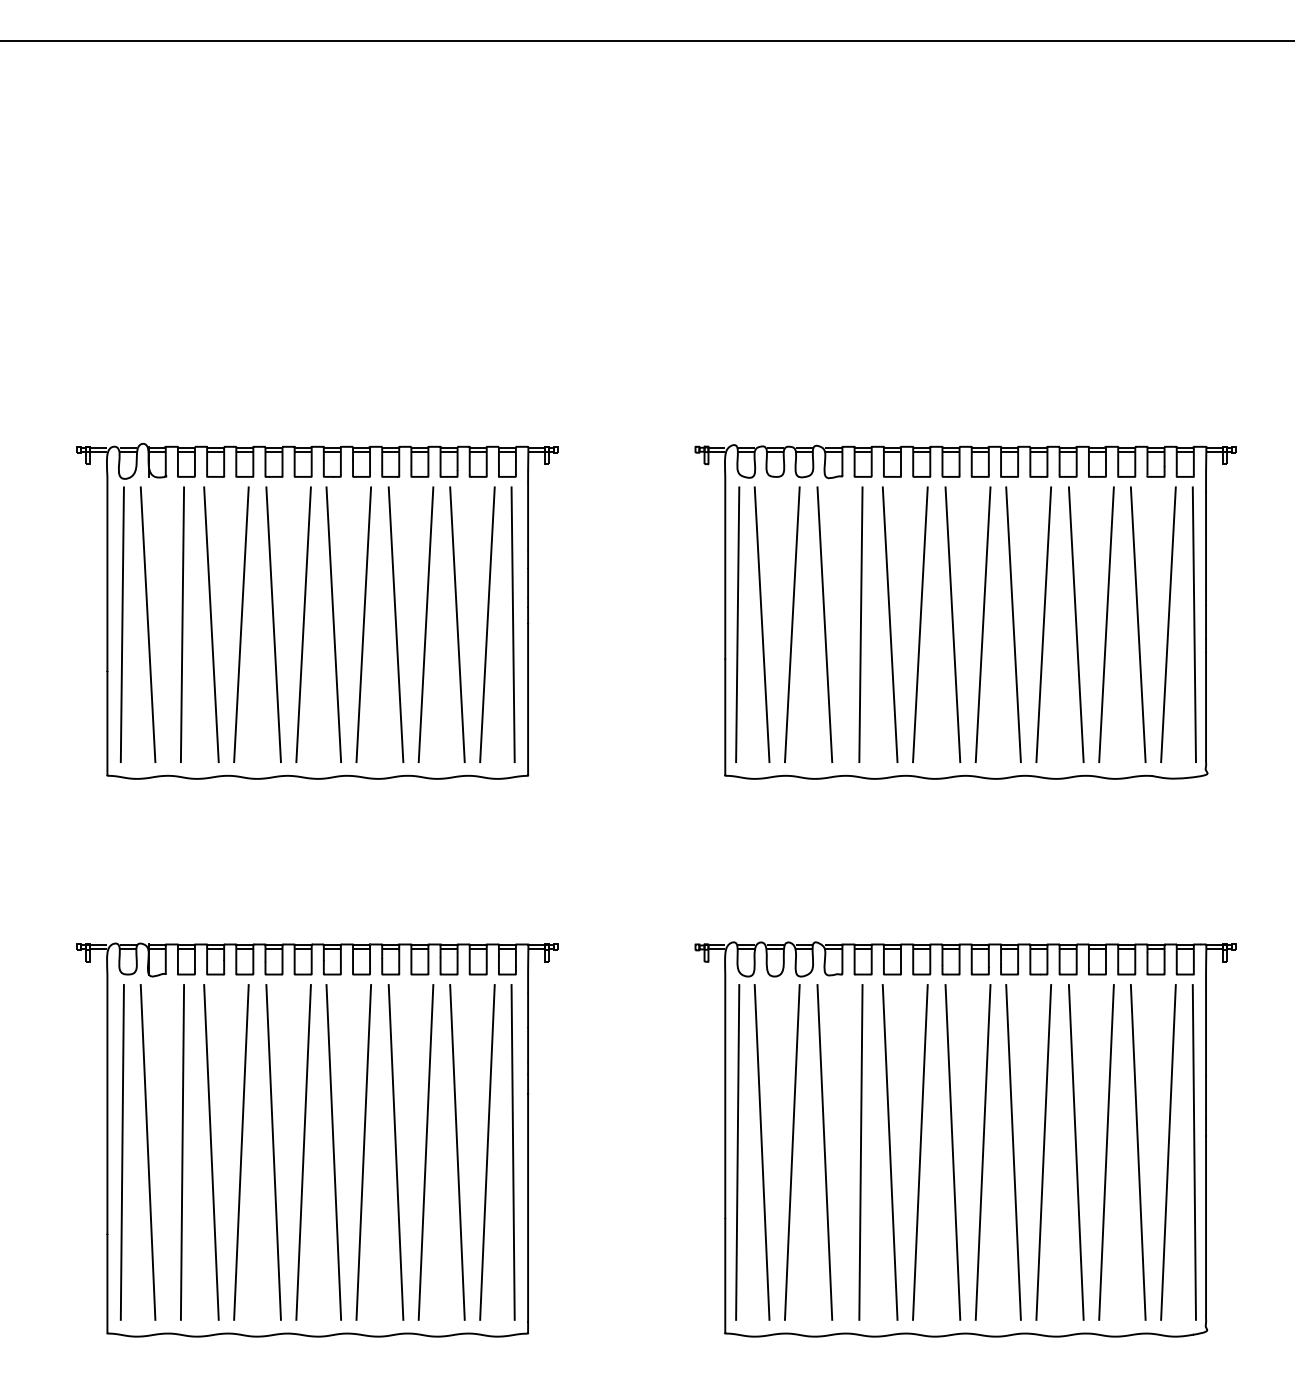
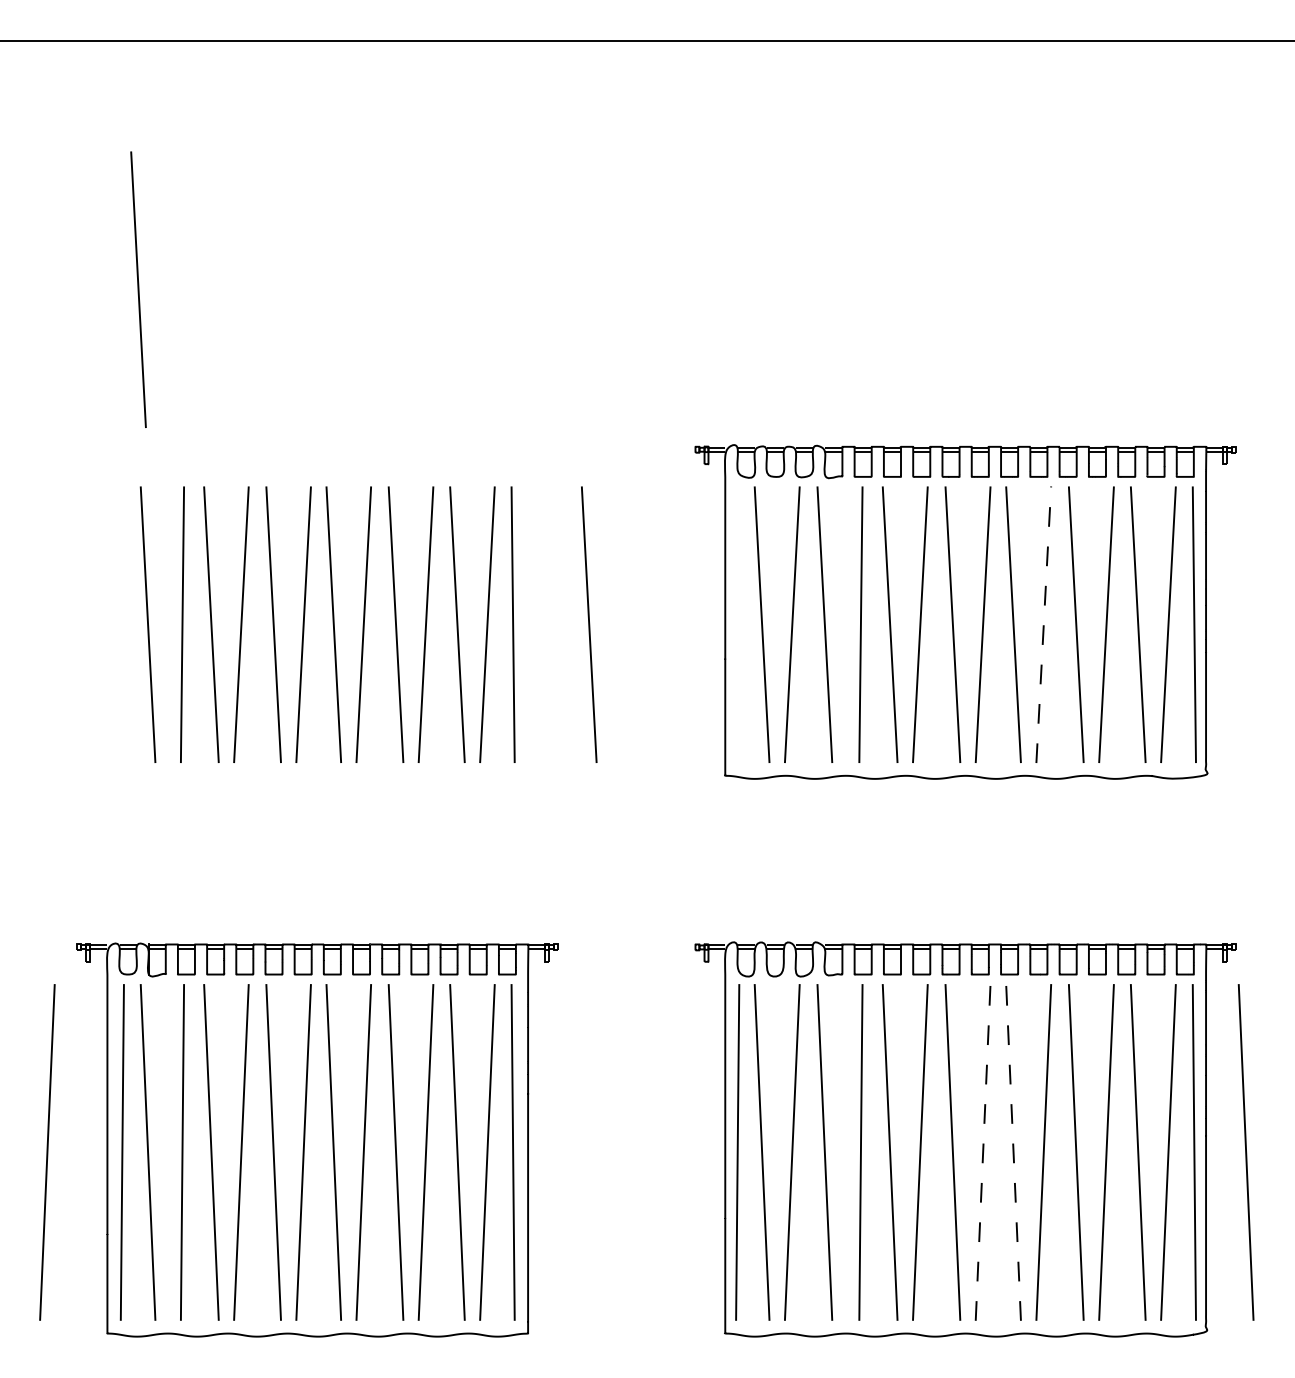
line: none -> present (138, 289)
part: present -> none (317, 610)
line: none -> present (589, 624)
line: present -> none (737, 624)
line: solid -> dashed (1043, 624)
line: none -> present (47, 1152)
line: solid -> dashed (983, 1152)
line: solid -> dashed (1013, 1152)
line: none -> present (1245, 1152)
